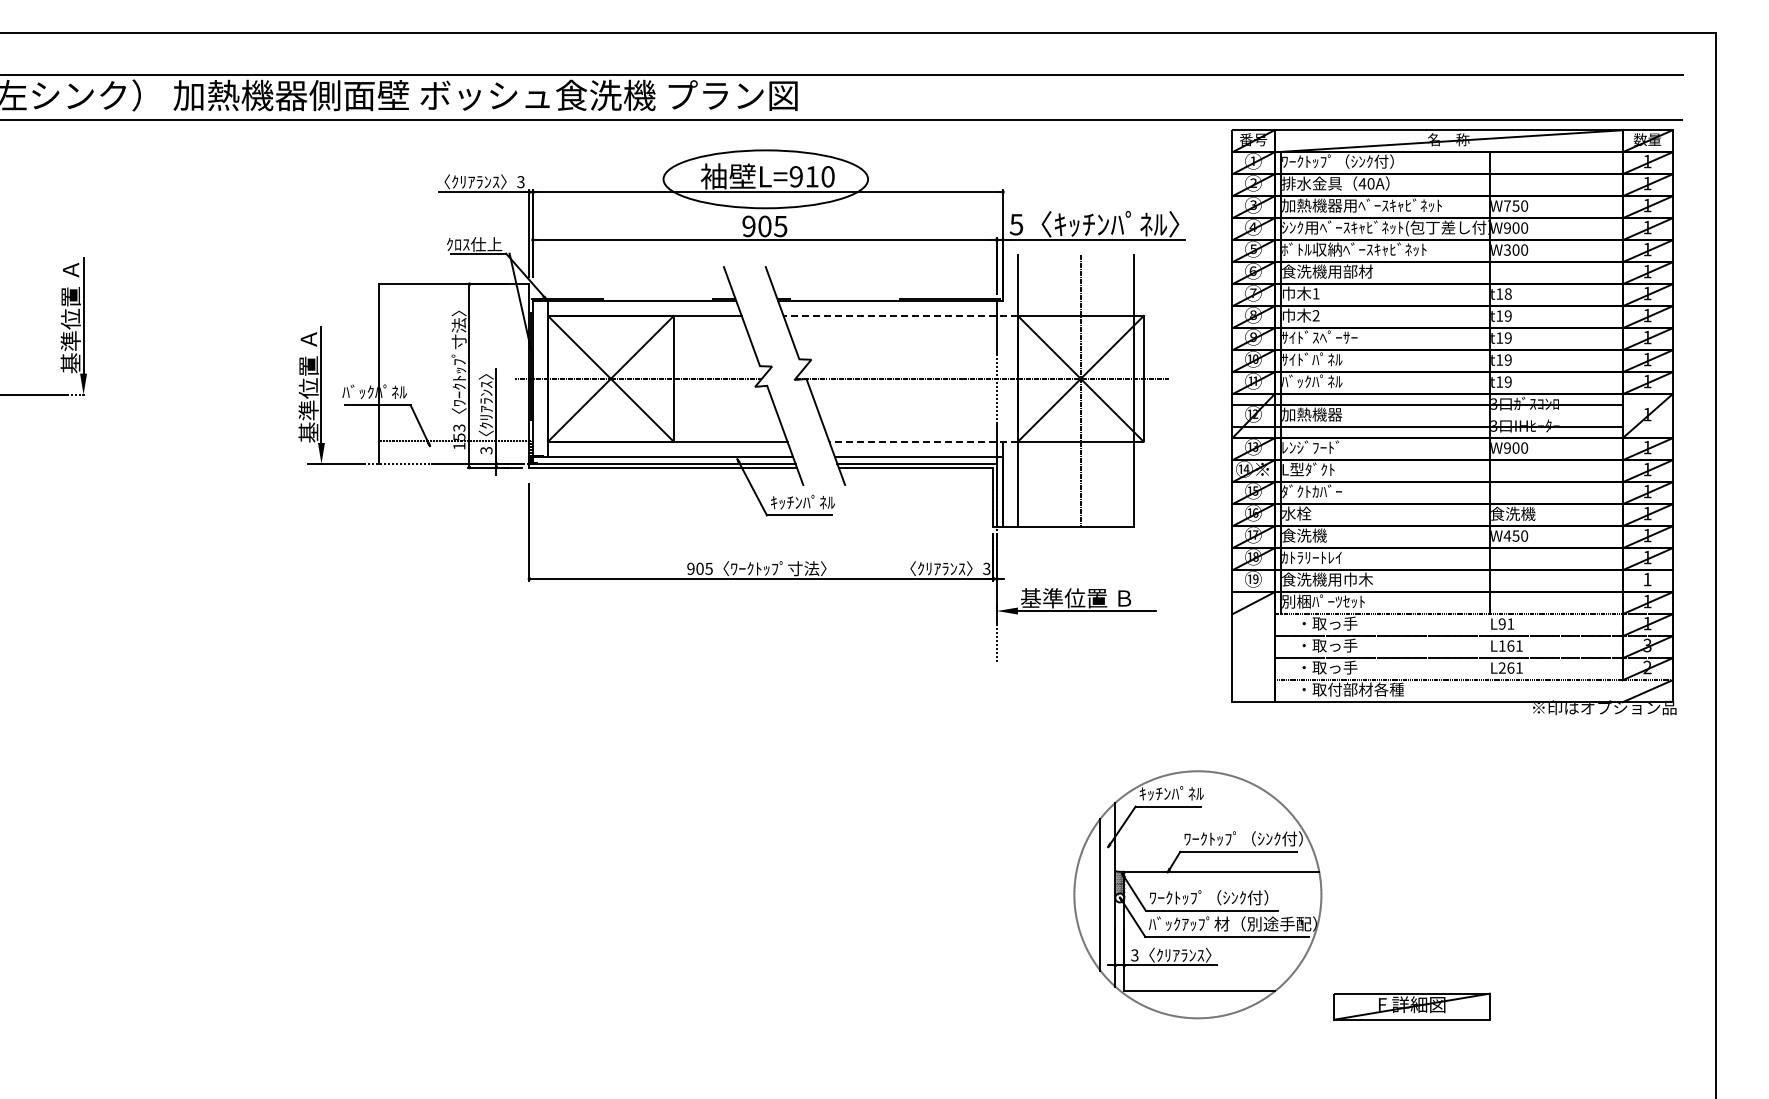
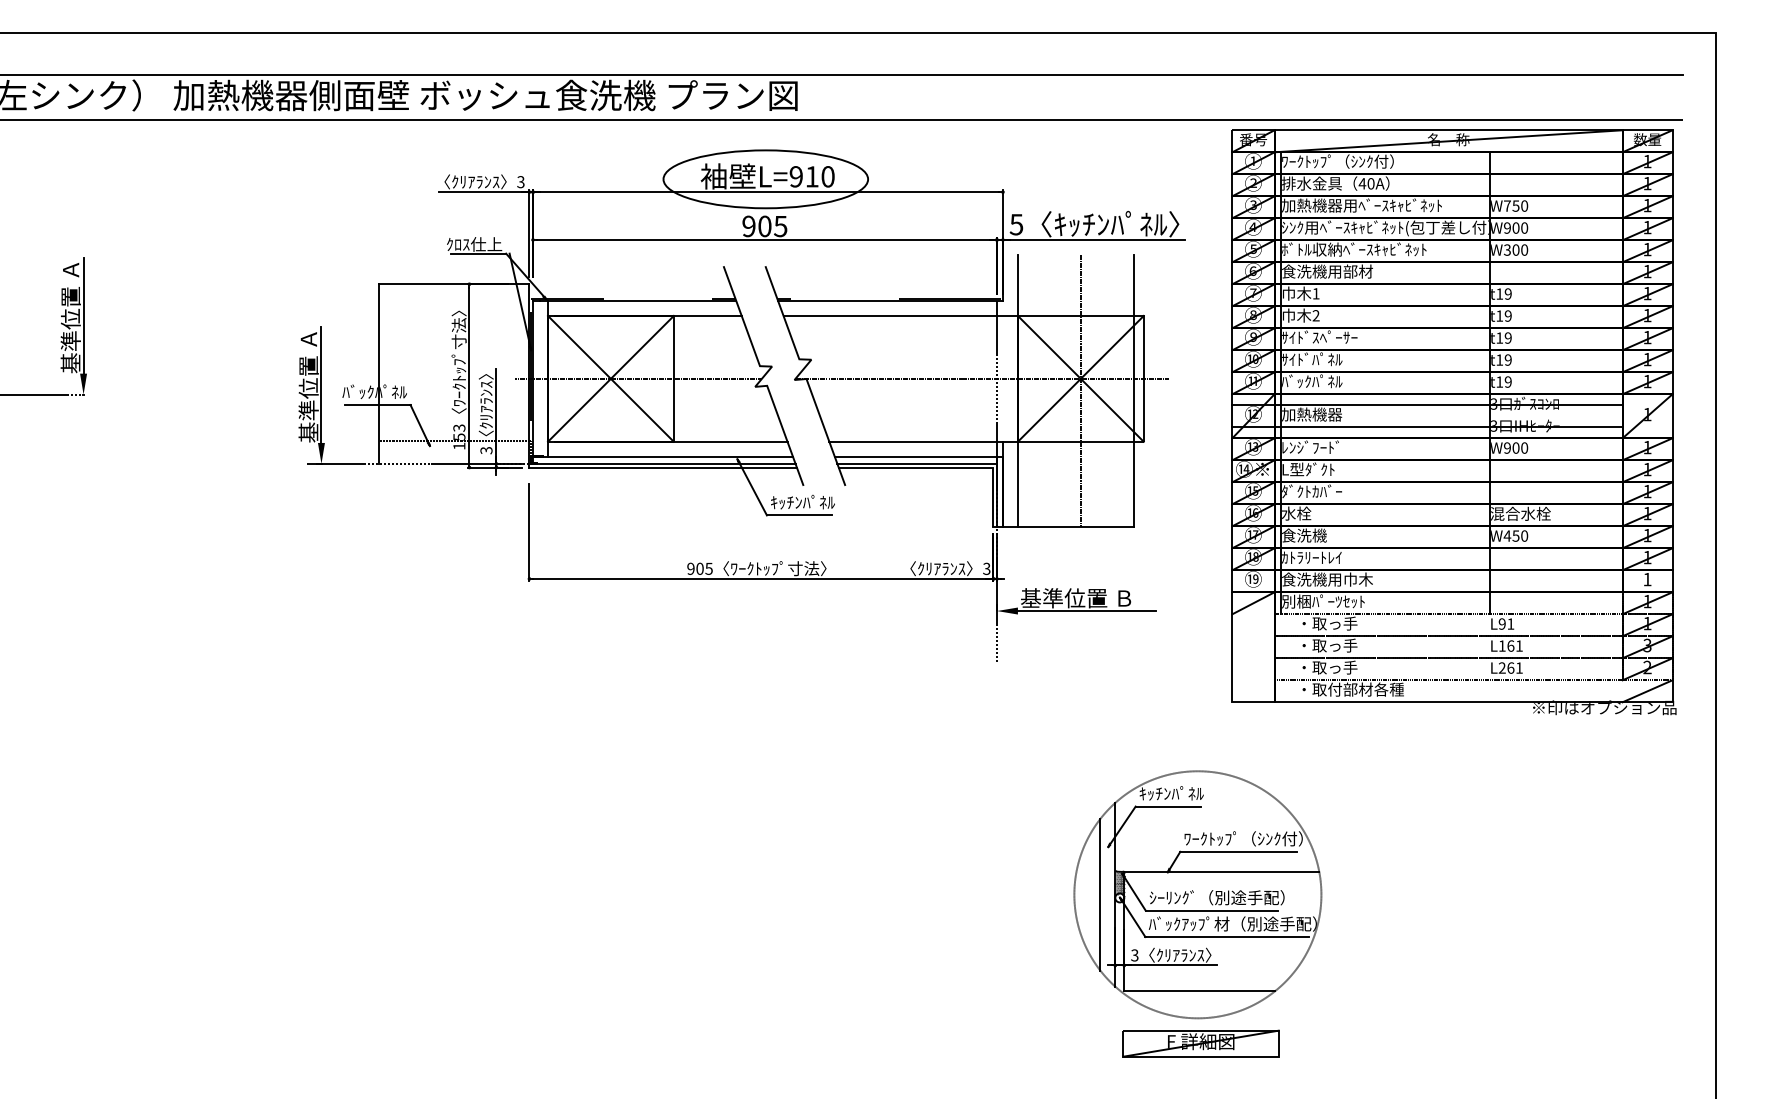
text: t18 -> t19 (1507, 293)
line: dashed -> solid (900, 315)
line: dashed -> solid (923, 441)
text: 食洗機 -> 混合水栓 (1520, 513)
text: ﾜｰｸﾄｯﾌﾟ（ｼﾝｸ付） -> ｼｰﾘﾝｸﾞ（別途手配） (1216, 897)
part position: (1411, 1006) -> (1200, 1043) (1200, 1043)
